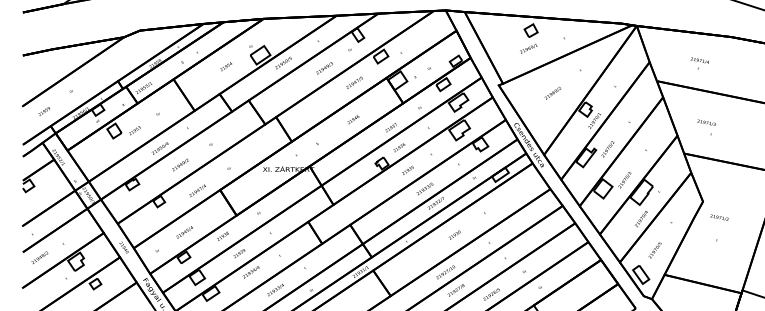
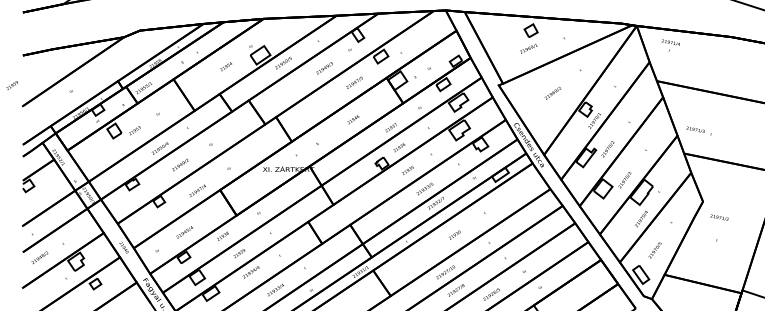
text position: (699, 63) -> (670, 45) (670, 45)
text position: (43, 111) -> (11, 85) (11, 85)
text position: (706, 122) -> (695, 129) (695, 129)
